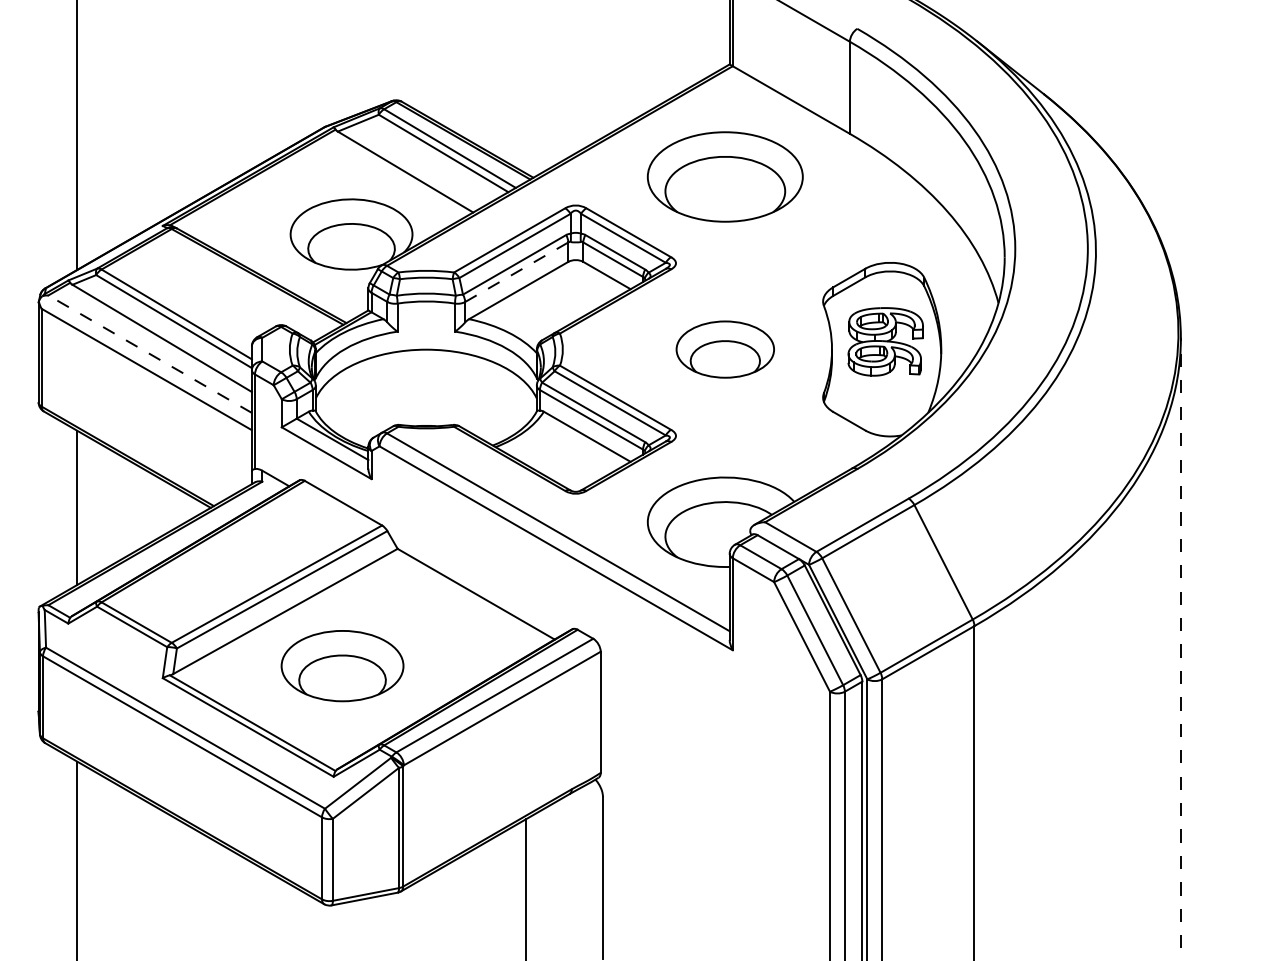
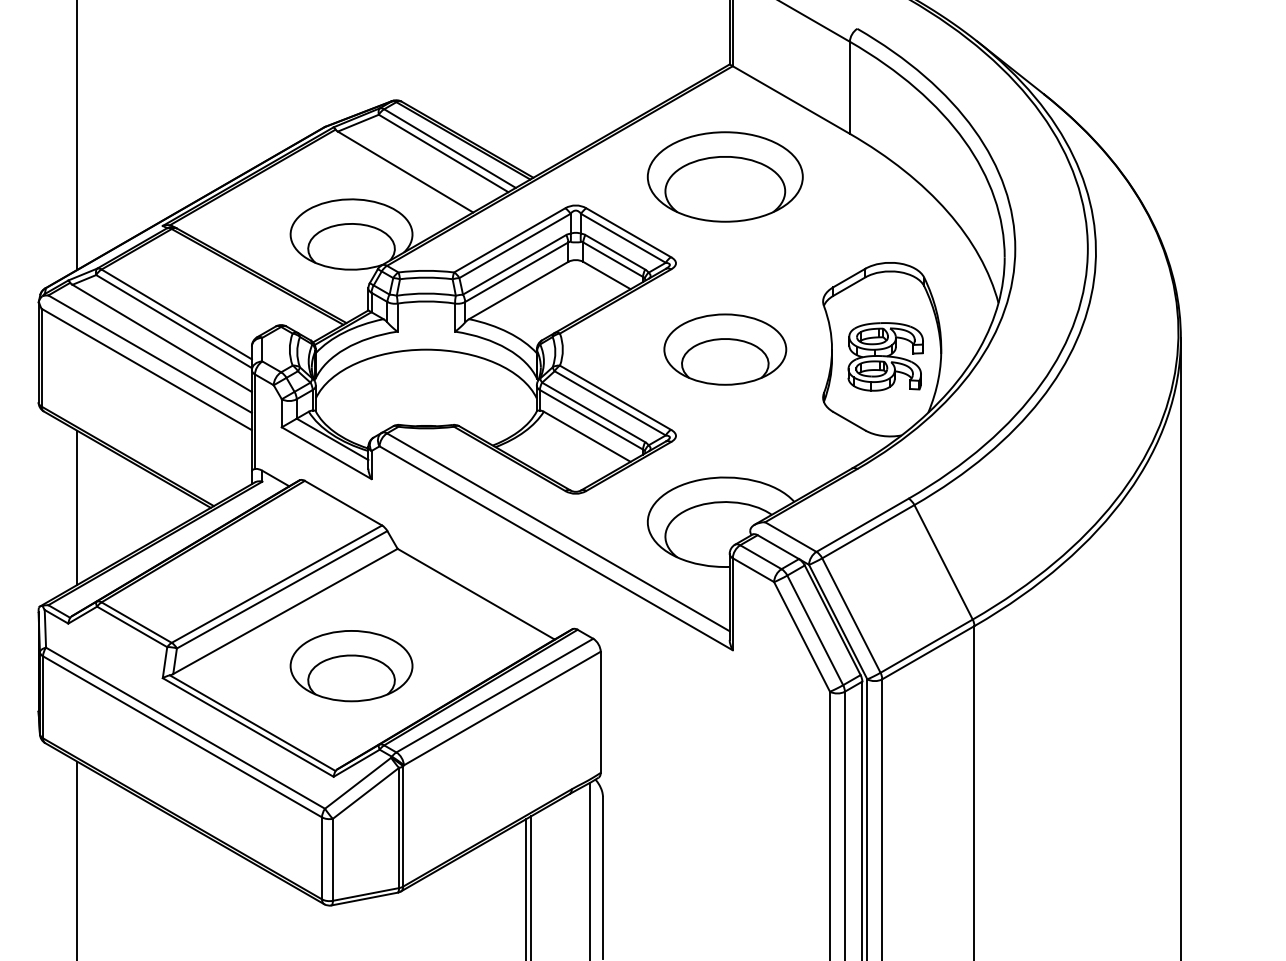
line: dashed -> solid (516, 272)
part position: (885, 341) -> (885, 356) (885, 356)
part size: 100x59 px -> 125x73 px (725, 349)
line: dashed -> solid (149, 353)
line: dashed -> solid (1180, 649)
part position: (342, 666) -> (351, 666) (351, 666)
line: none -> present (590, 869)
line: none -> present (531, 886)
